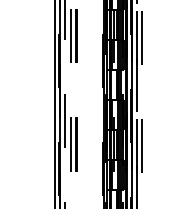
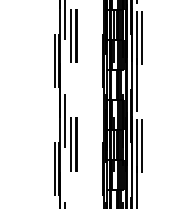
line: solid -> dashed (54, 104)
